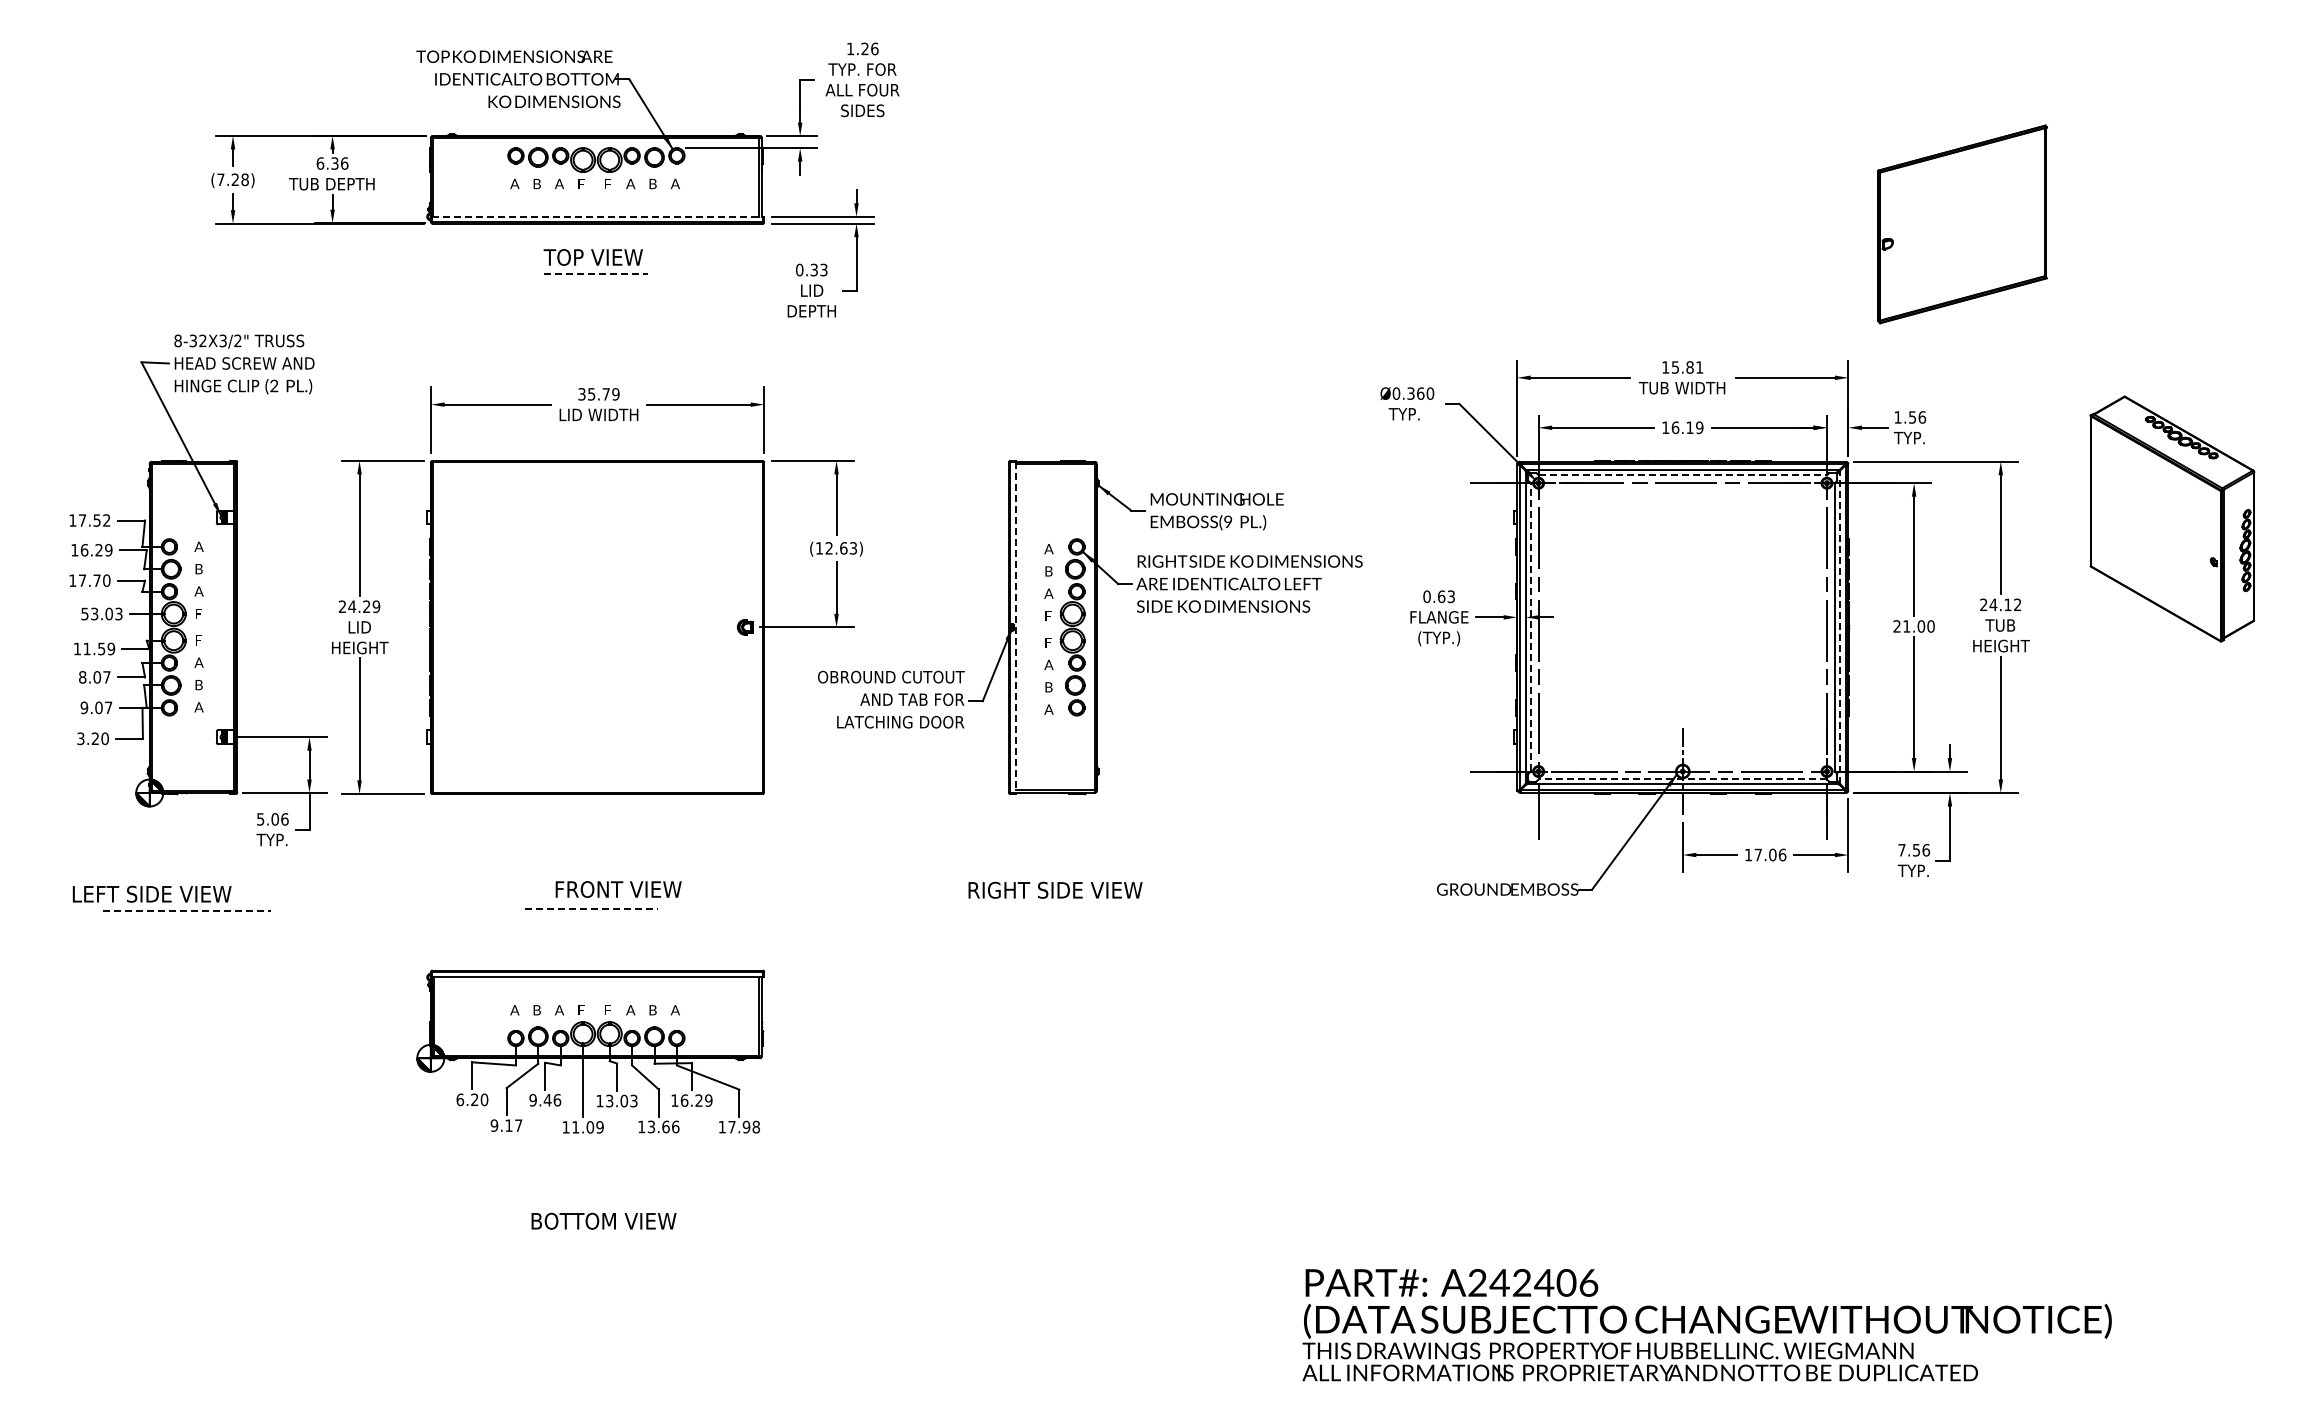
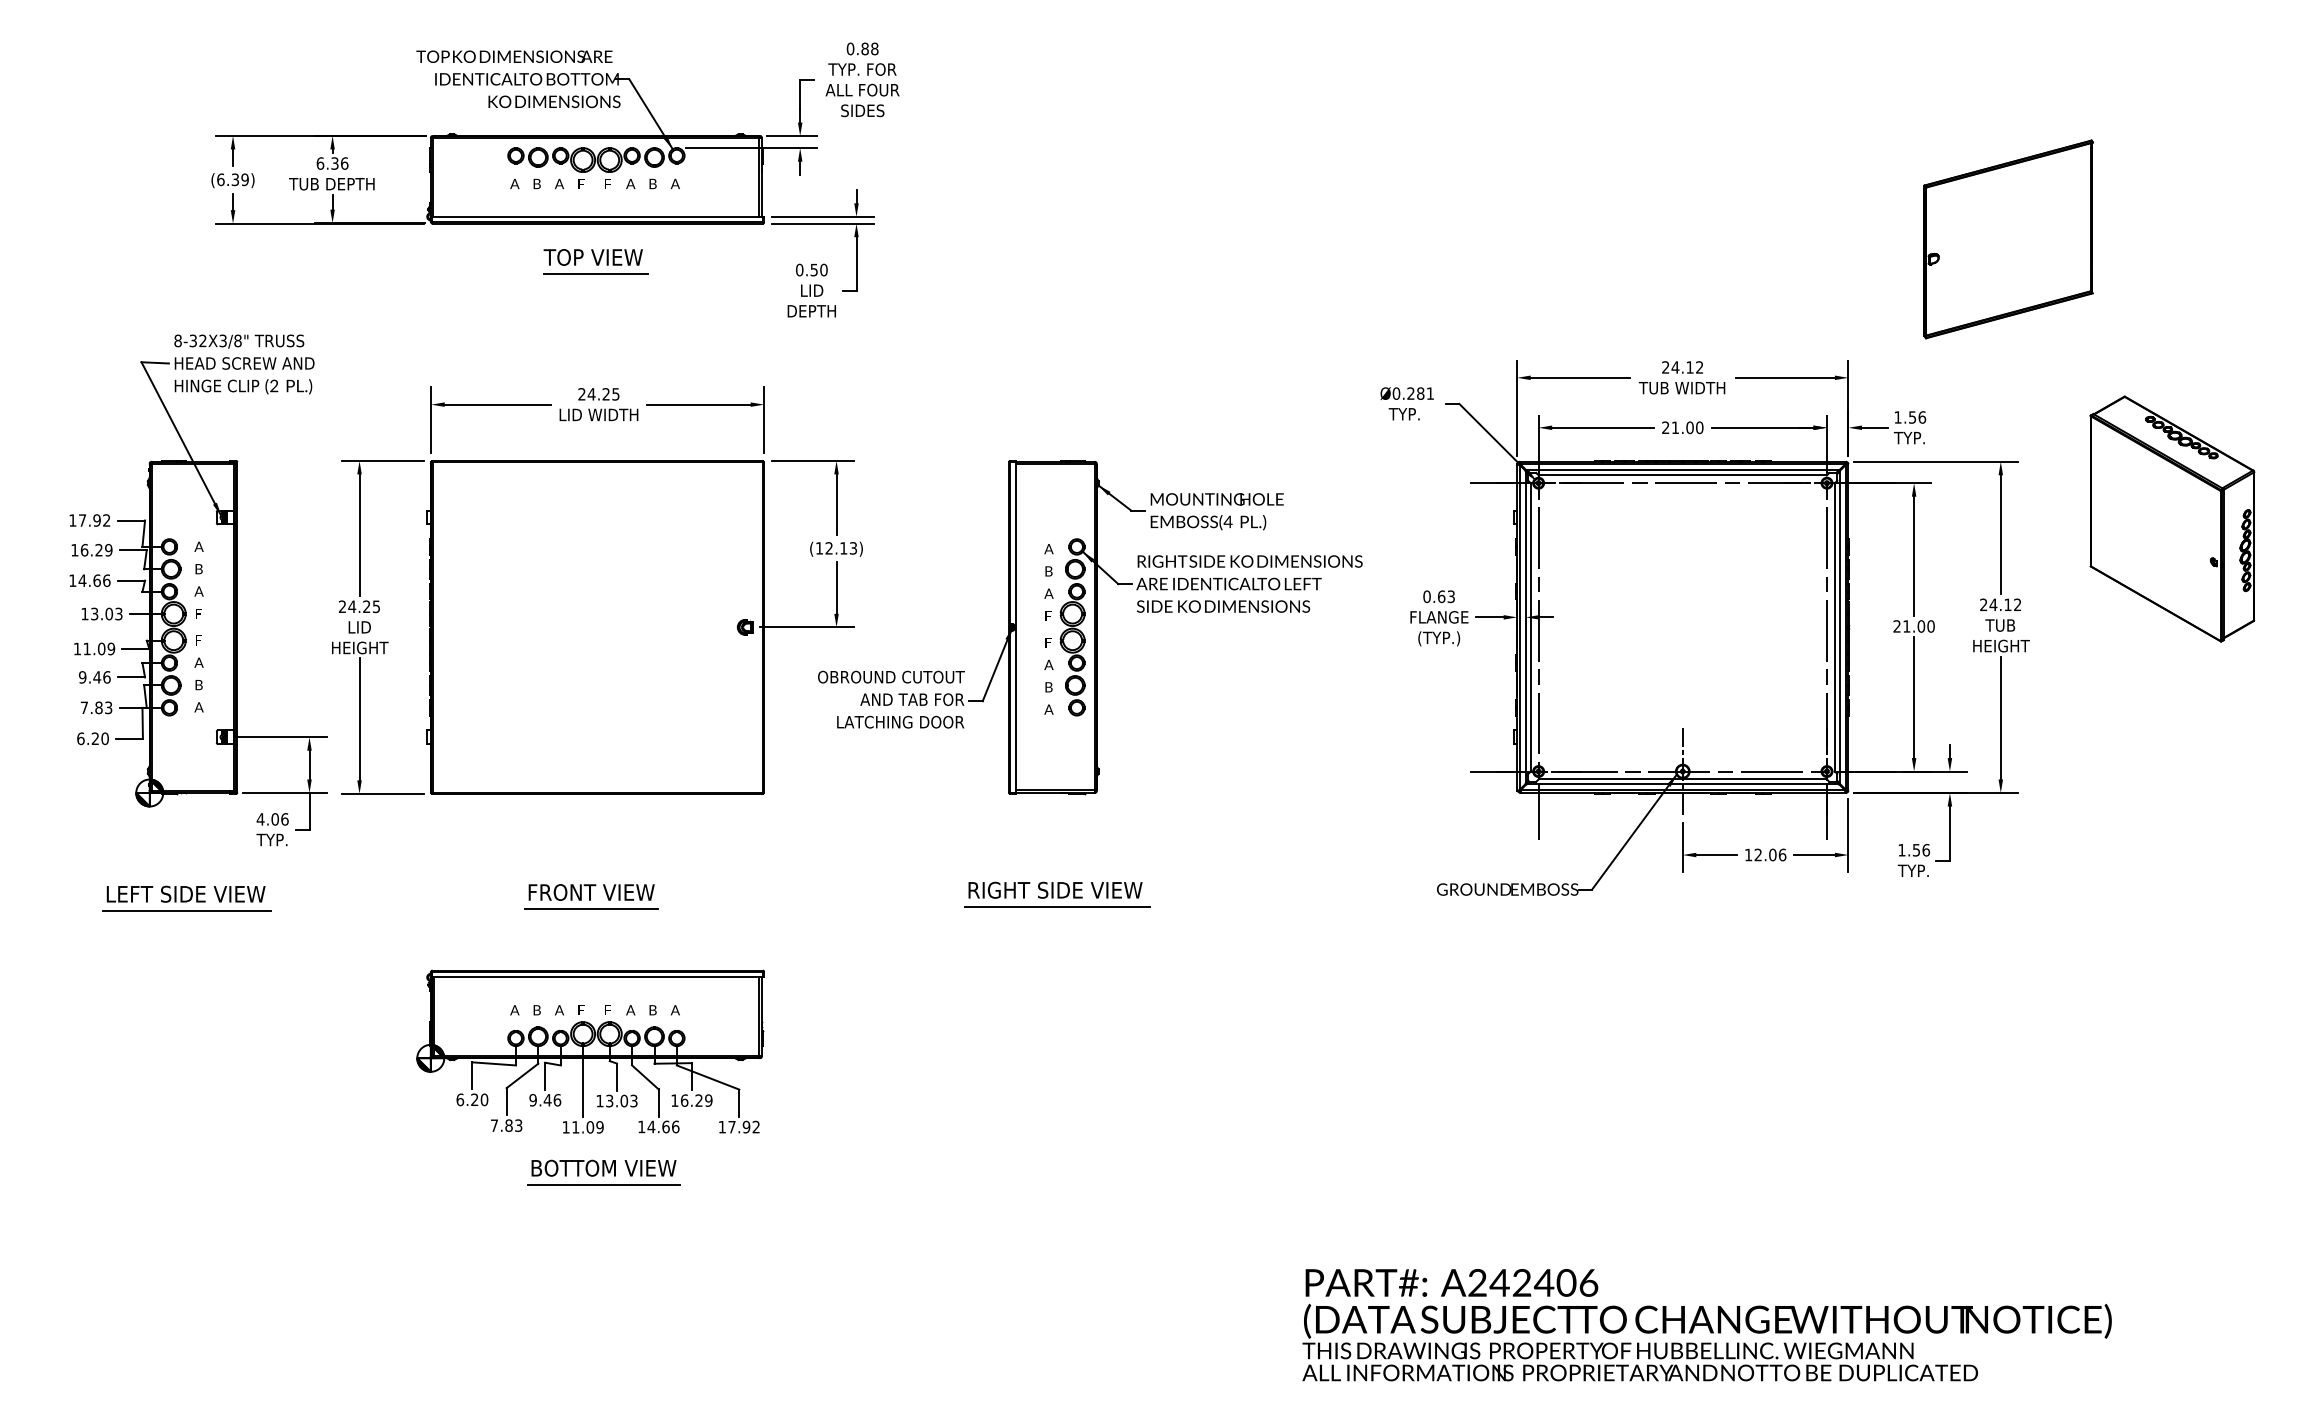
text: 1.26 -> 0.88 (862, 48)
text: (7.28) -> (6.39) (232, 179)
line: dashed -> solid (598, 216)
part position: (1962, 224) -> (2008, 239) (2008, 239)
text: 0.33 -> 0.50 (819, 269)
line: dashed -> solid (595, 273)
text: 8-32X3/2" -> 8-32X3/8" (237, 340)
text: 15.81 -> 24.12 (1682, 367)
text: Ø0.360 -> Ø0.281 (1420, 393)
text: 35.79 -> 24.25 (598, 394)
text: 16.19 -> 21.00 (1682, 427)
line: dashed -> solid (1682, 475)
text: 17.52 -> 17.92 (96, 520)
text: (9 -> (4 (1227, 521)
text: (12.63) -> (12.13) (843, 548)
text: 17.70 -> 14.66 (94, 580)
text: 24.29 -> 24.25 (376, 606)
text: 53.03 -> 13.03 (84, 613)
line: dashed -> solid (1839, 626)
line: dashed -> solid (1015, 627)
line: dashed -> solid (1530, 627)
text: 11.59 -> 11.09 (101, 648)
text: 8.07 -> 9.46 (94, 677)
text: 9.07 -> 7.83 (96, 707)
text: 3.20 -> 6.20 (80, 738)
line: dashed -> solid (1682, 779)
text: 5.06 -> 4.06 (260, 819)
text: 7.56 -> 1.56 (1901, 850)
text: 17.06 -> 12.06 (1757, 854)
text position: (618, 889) -> (591, 892) (591, 892)
text position: (151, 893) -> (185, 893) (185, 893)
line: none -> present (1056, 906)
line: dashed -> solid (591, 908)
line: dashed -> solid (186, 910)
text: 9.17 -> 7.83 (506, 1125)
text: 13.66 -> 14.66 (651, 1126)
text: 17.98 -> 17.92 (755, 1127)
line: none -> present (603, 1184)
text position: (603, 1220) -> (603, 1167) (603, 1167)
